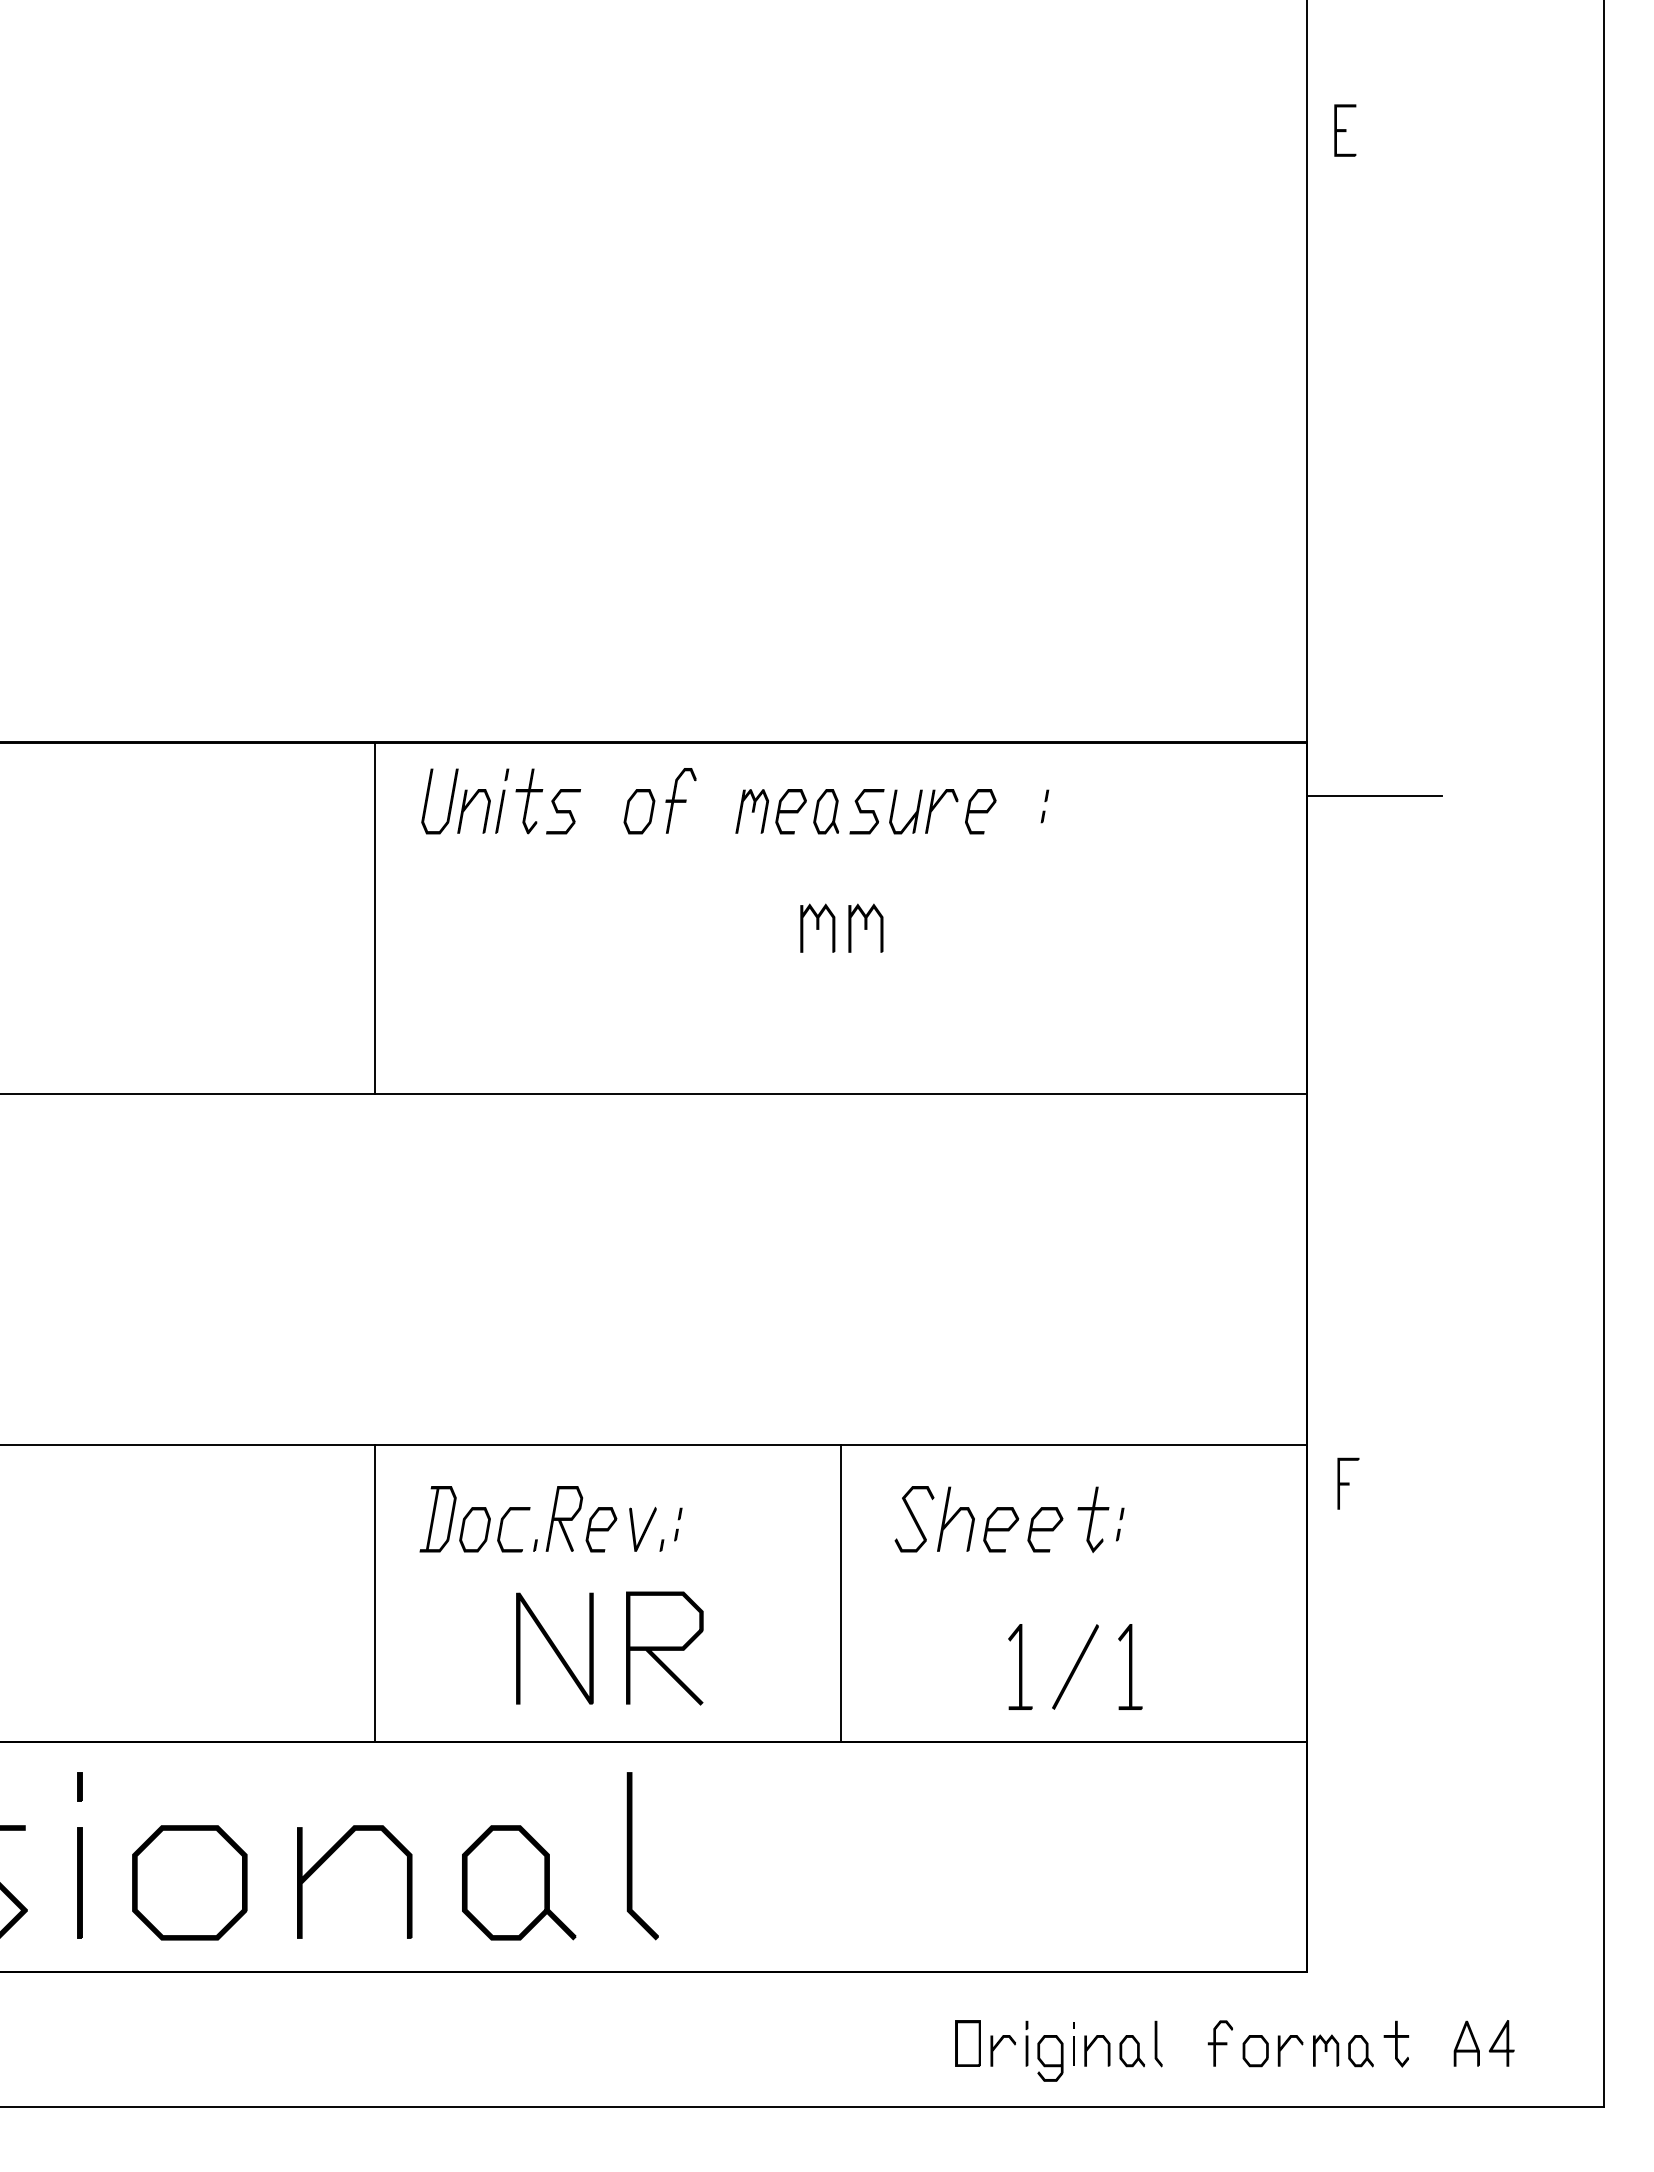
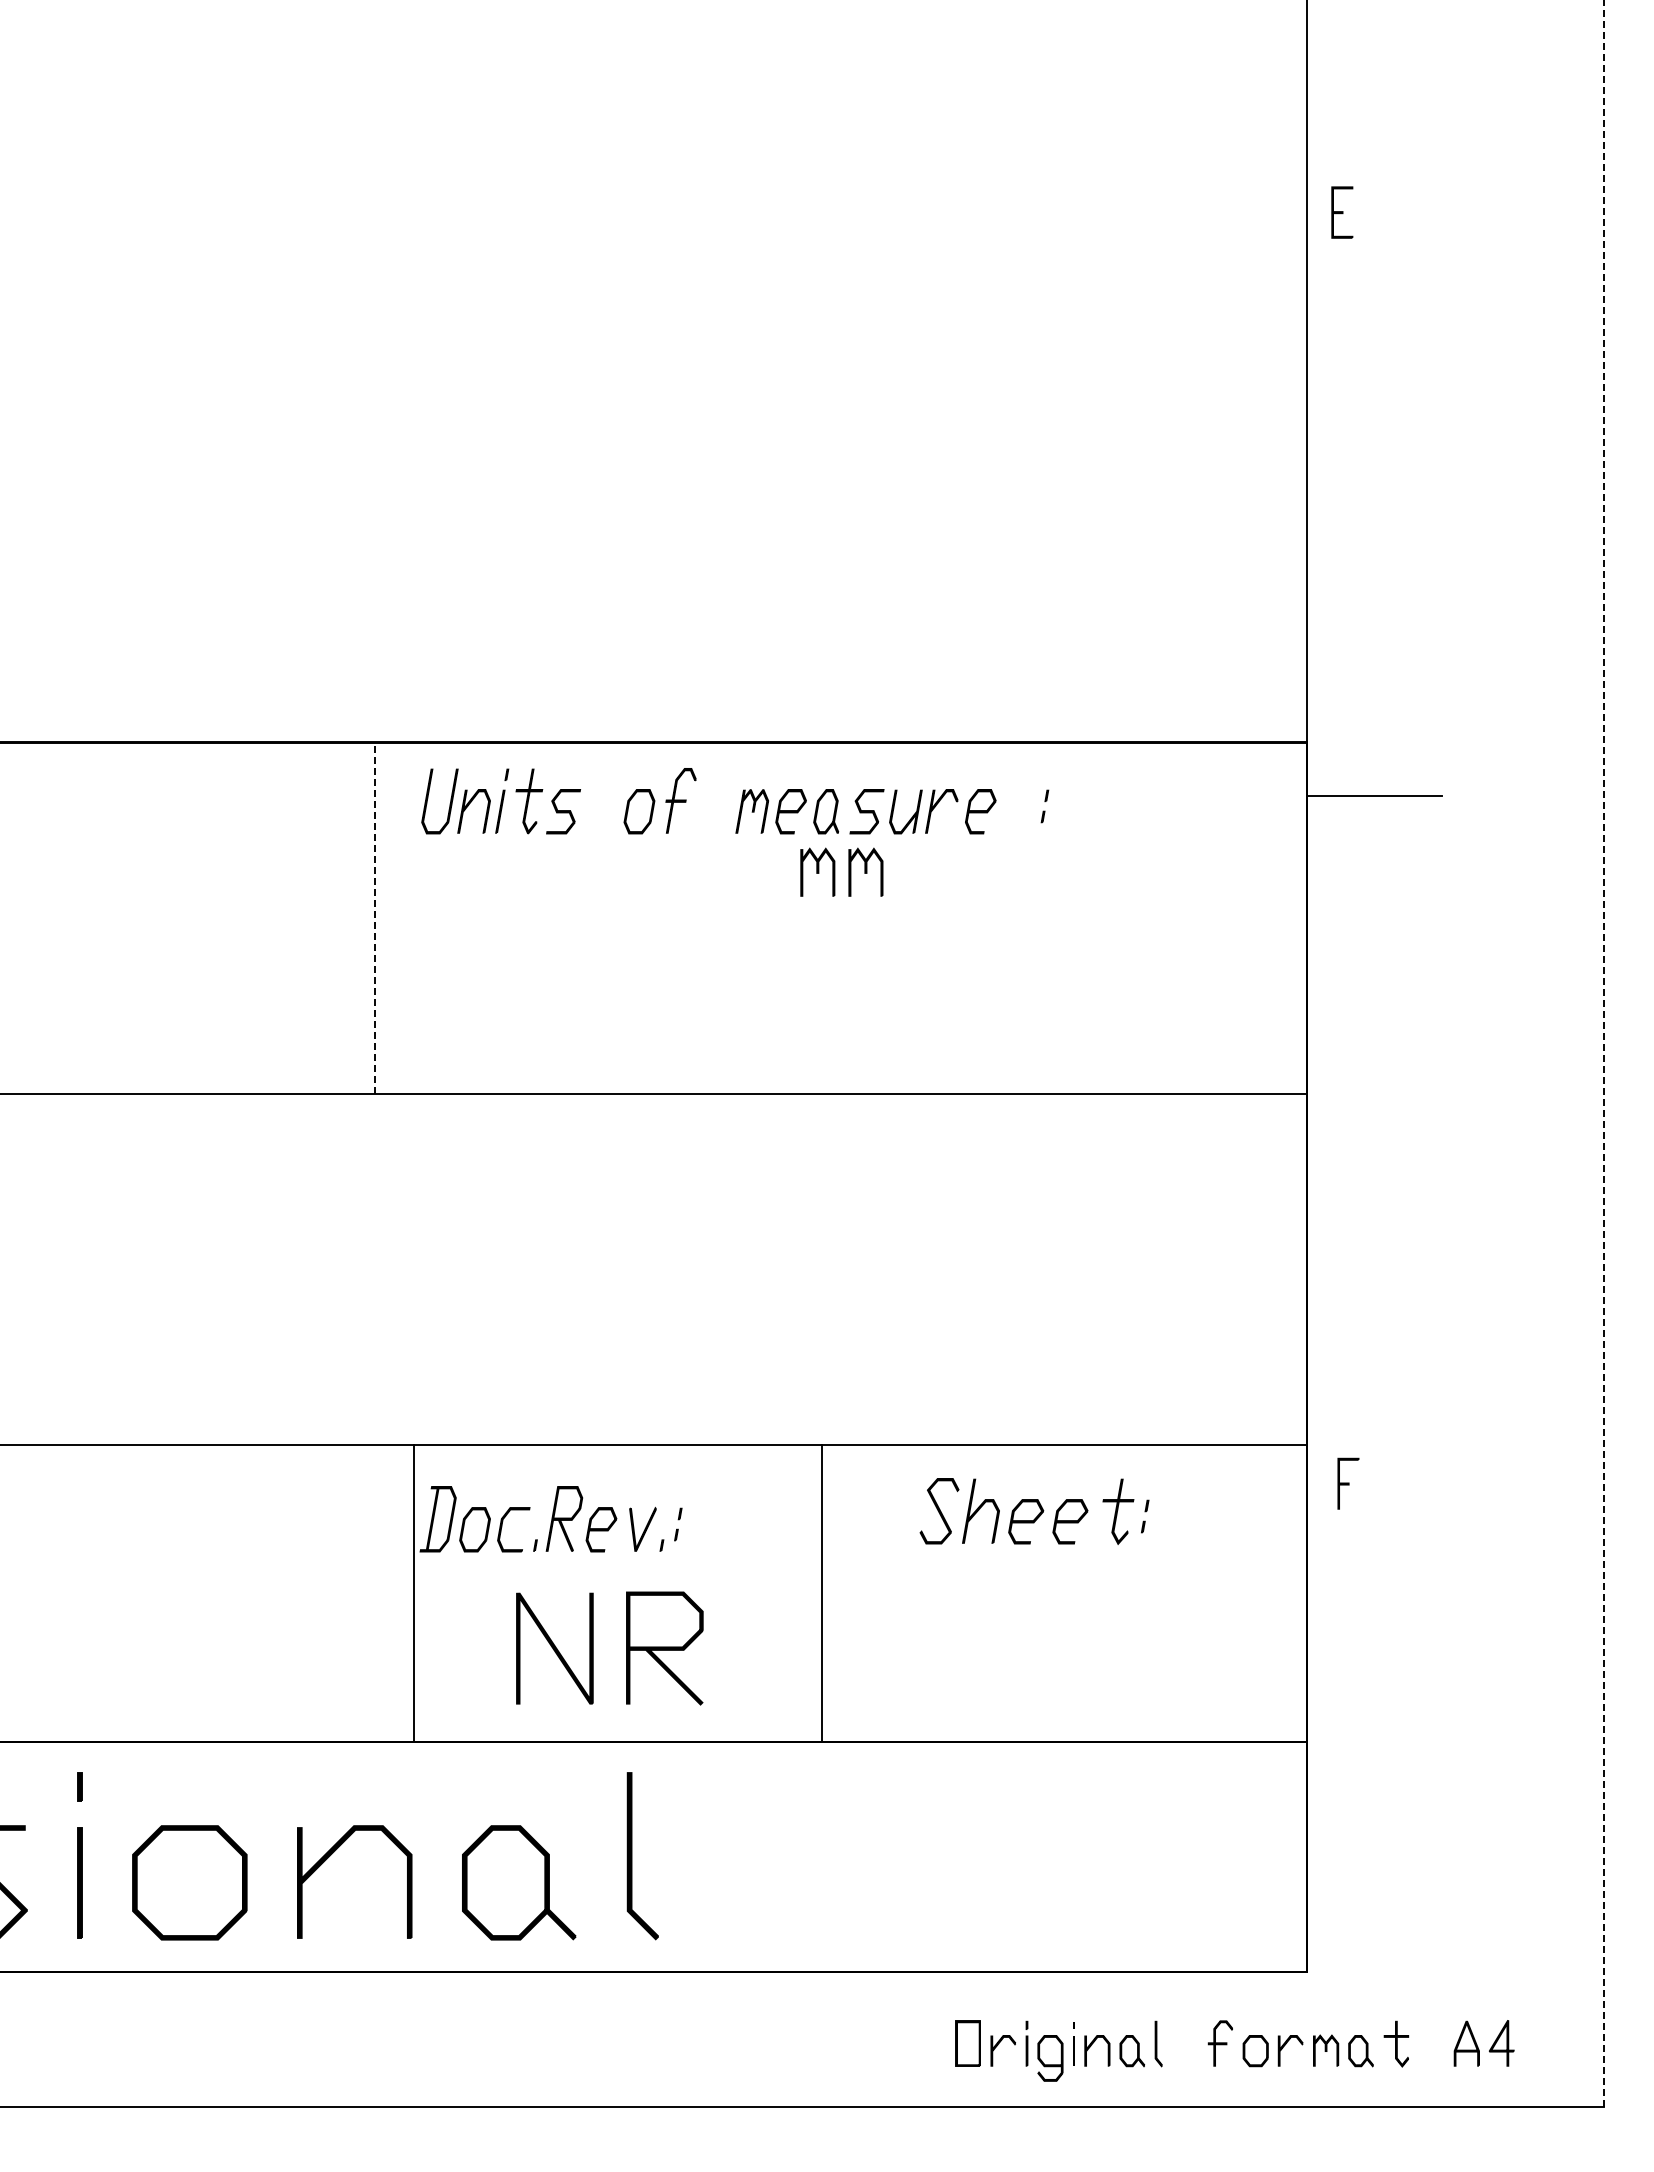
part position: (1345, 130) -> (1342, 212) (1342, 212)
line: solid -> dashed (374, 917)
part position: (841, 927) -> (841, 871) (841, 871)
line: solid -> dashed (1604, 1054)
part position: (1009, 1519) -> (1034, 1511) (1034, 1511)
line position: (374, 1593) -> (413, 1593) (413, 1593)
line position: (841, 1593) -> (822, 1593) (822, 1593)
part: present -> none (1075, 1666)
